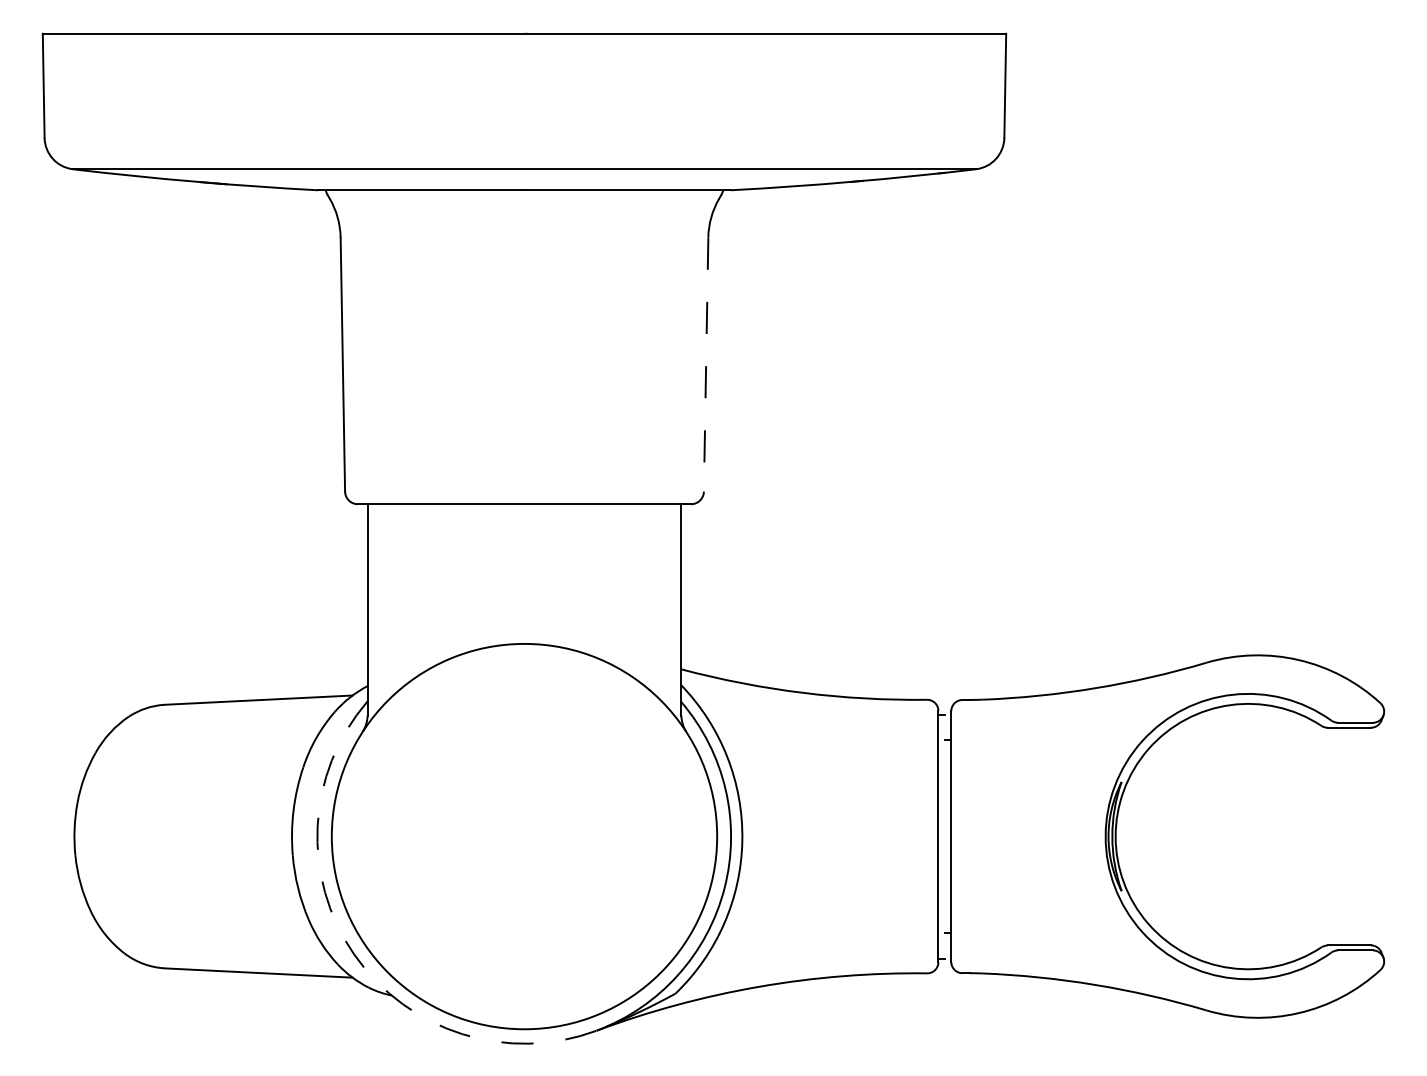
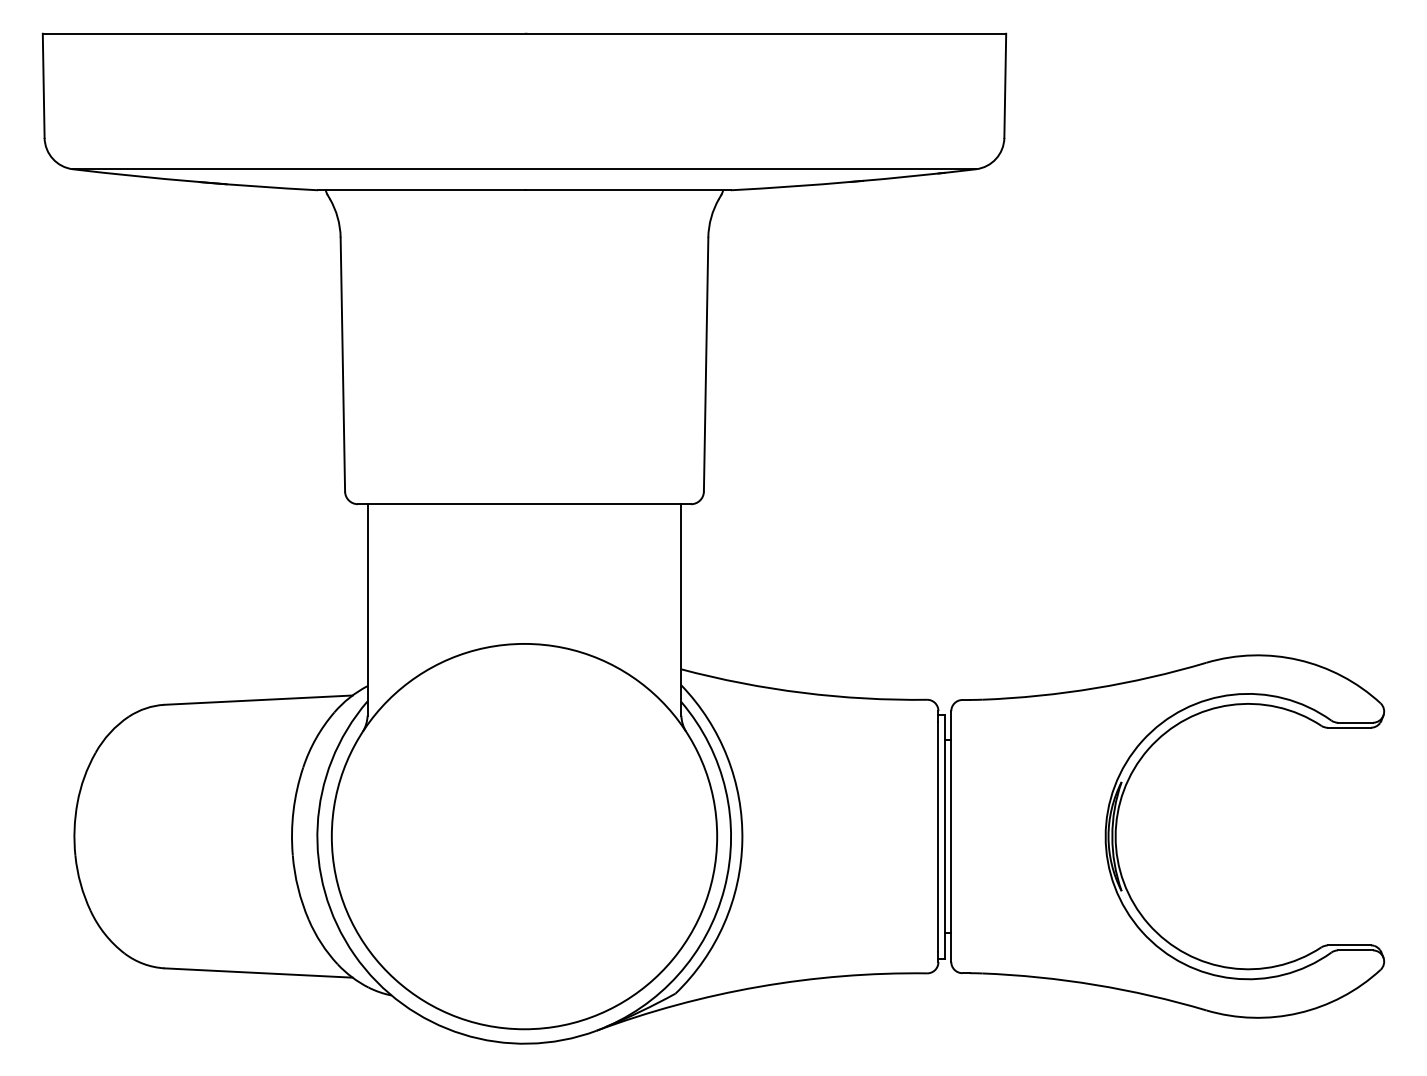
line: dashed -> solid (706, 364)
line: none -> present (944, 836)
arc: dashed -> solid (354, 954)
